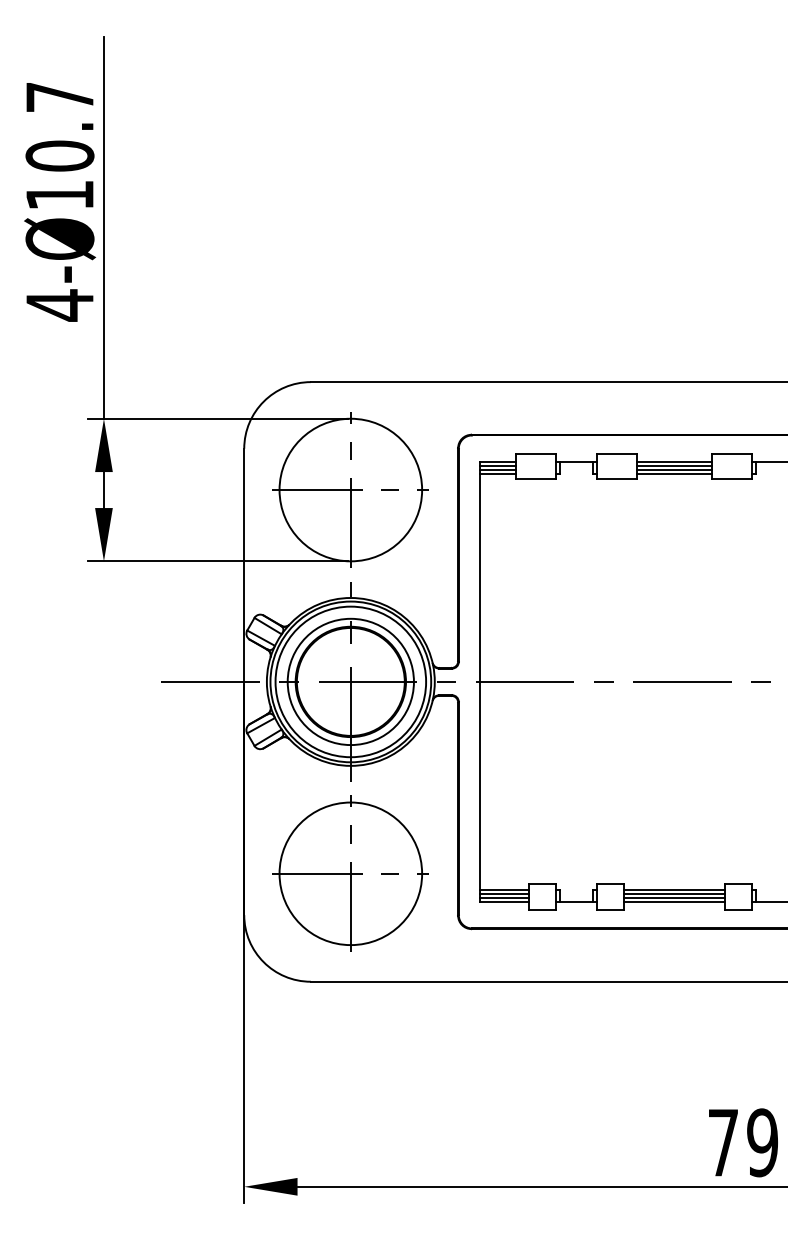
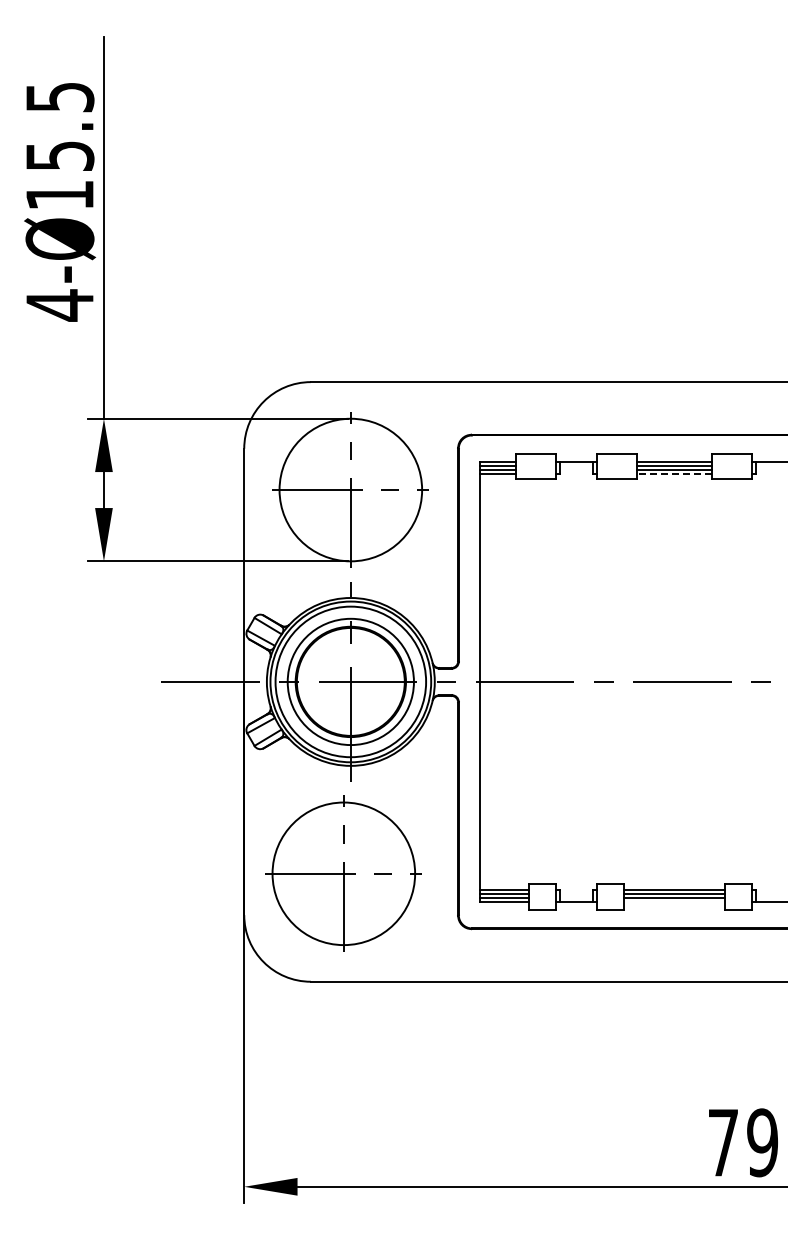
text: 4-Ø10.7 -> 4-Ø15.5 (59, 127)
line: solid -> dashed (674, 474)
part position: (350, 873) -> (343, 873) (343, 873)
line: present -> none (674, 901)
